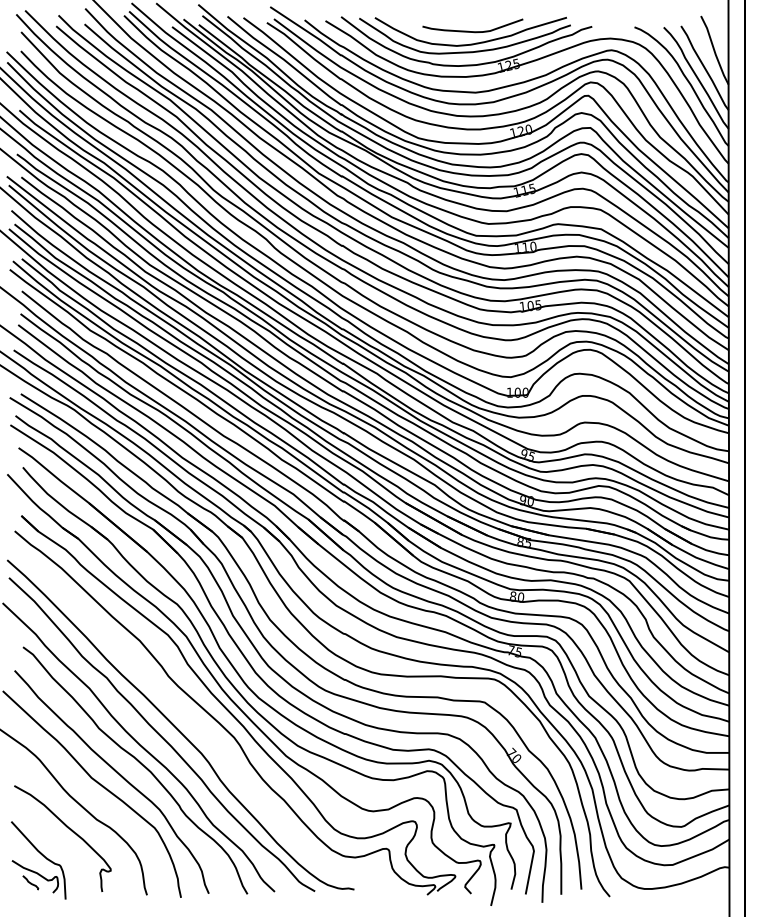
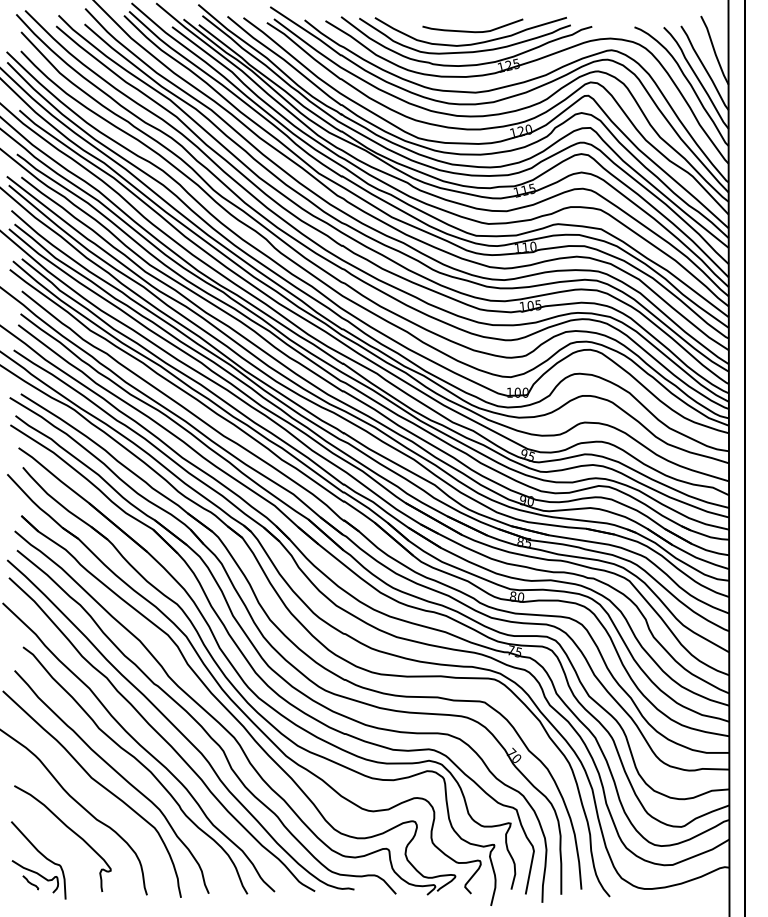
curve: none -> present (201, 725)
